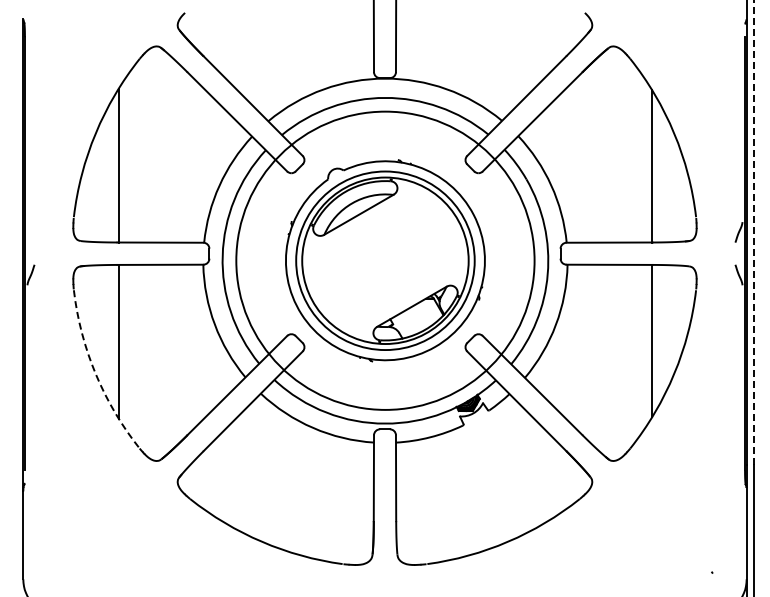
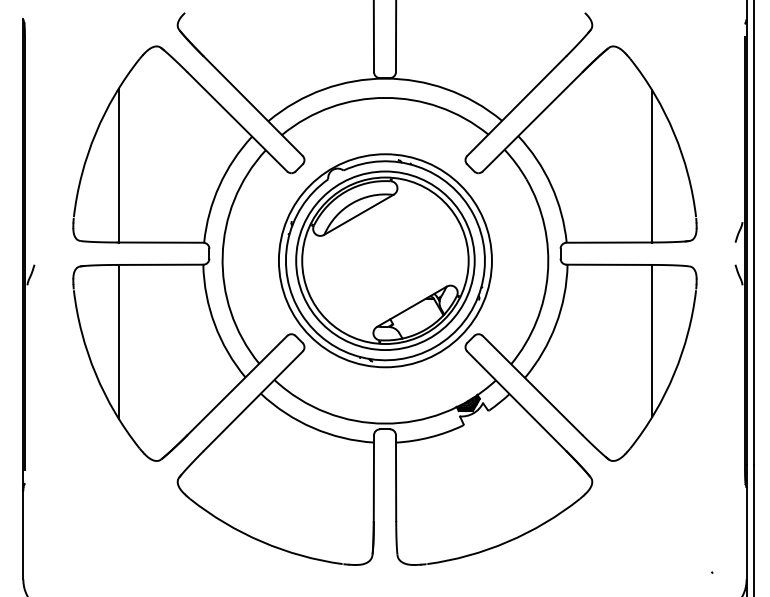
line: dashed -> solid (754, 232)
circle diameter: 298 px -> 213 px (384, 260)
arc: dashed -> solid (95, 373)
